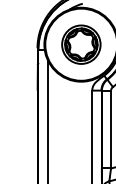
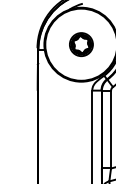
part size: 41x41 px -> 25x25 px (81, 44)
line: present -> none (47, 119)
